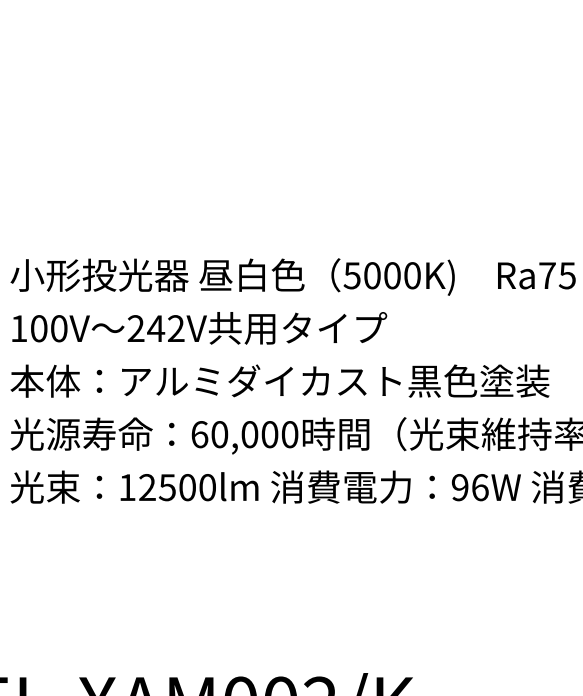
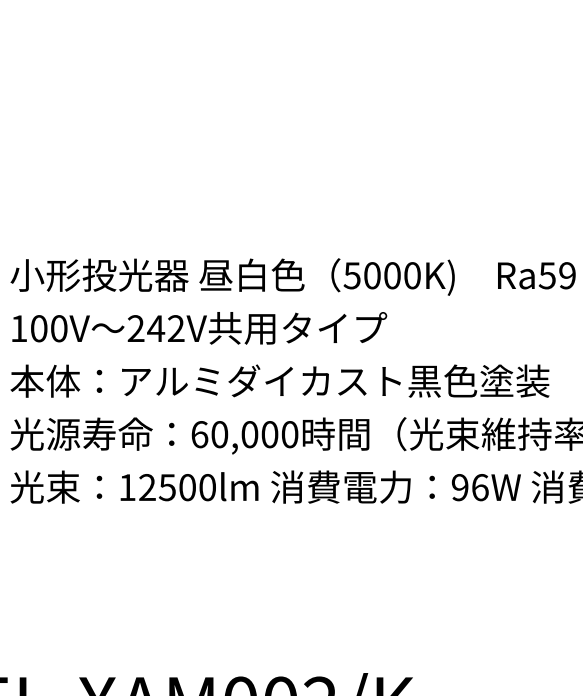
text: Ra75 -> Ra59 (556, 275)
